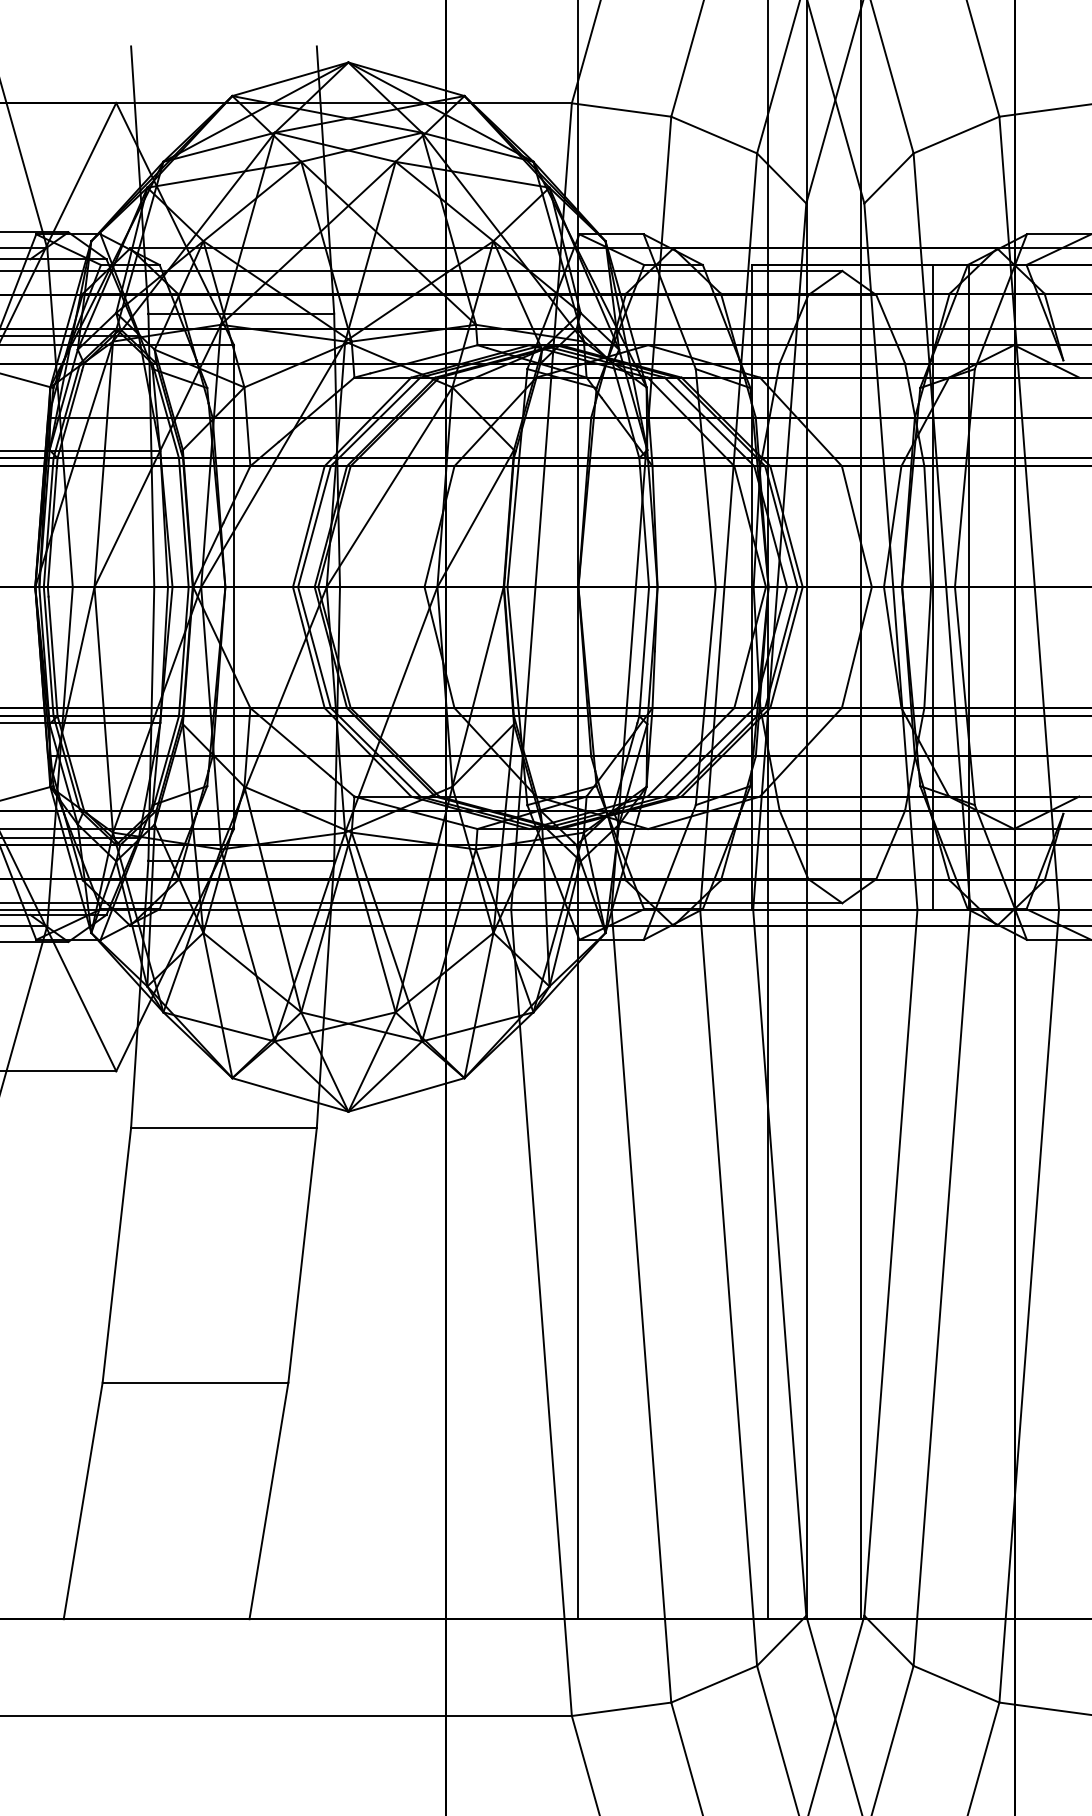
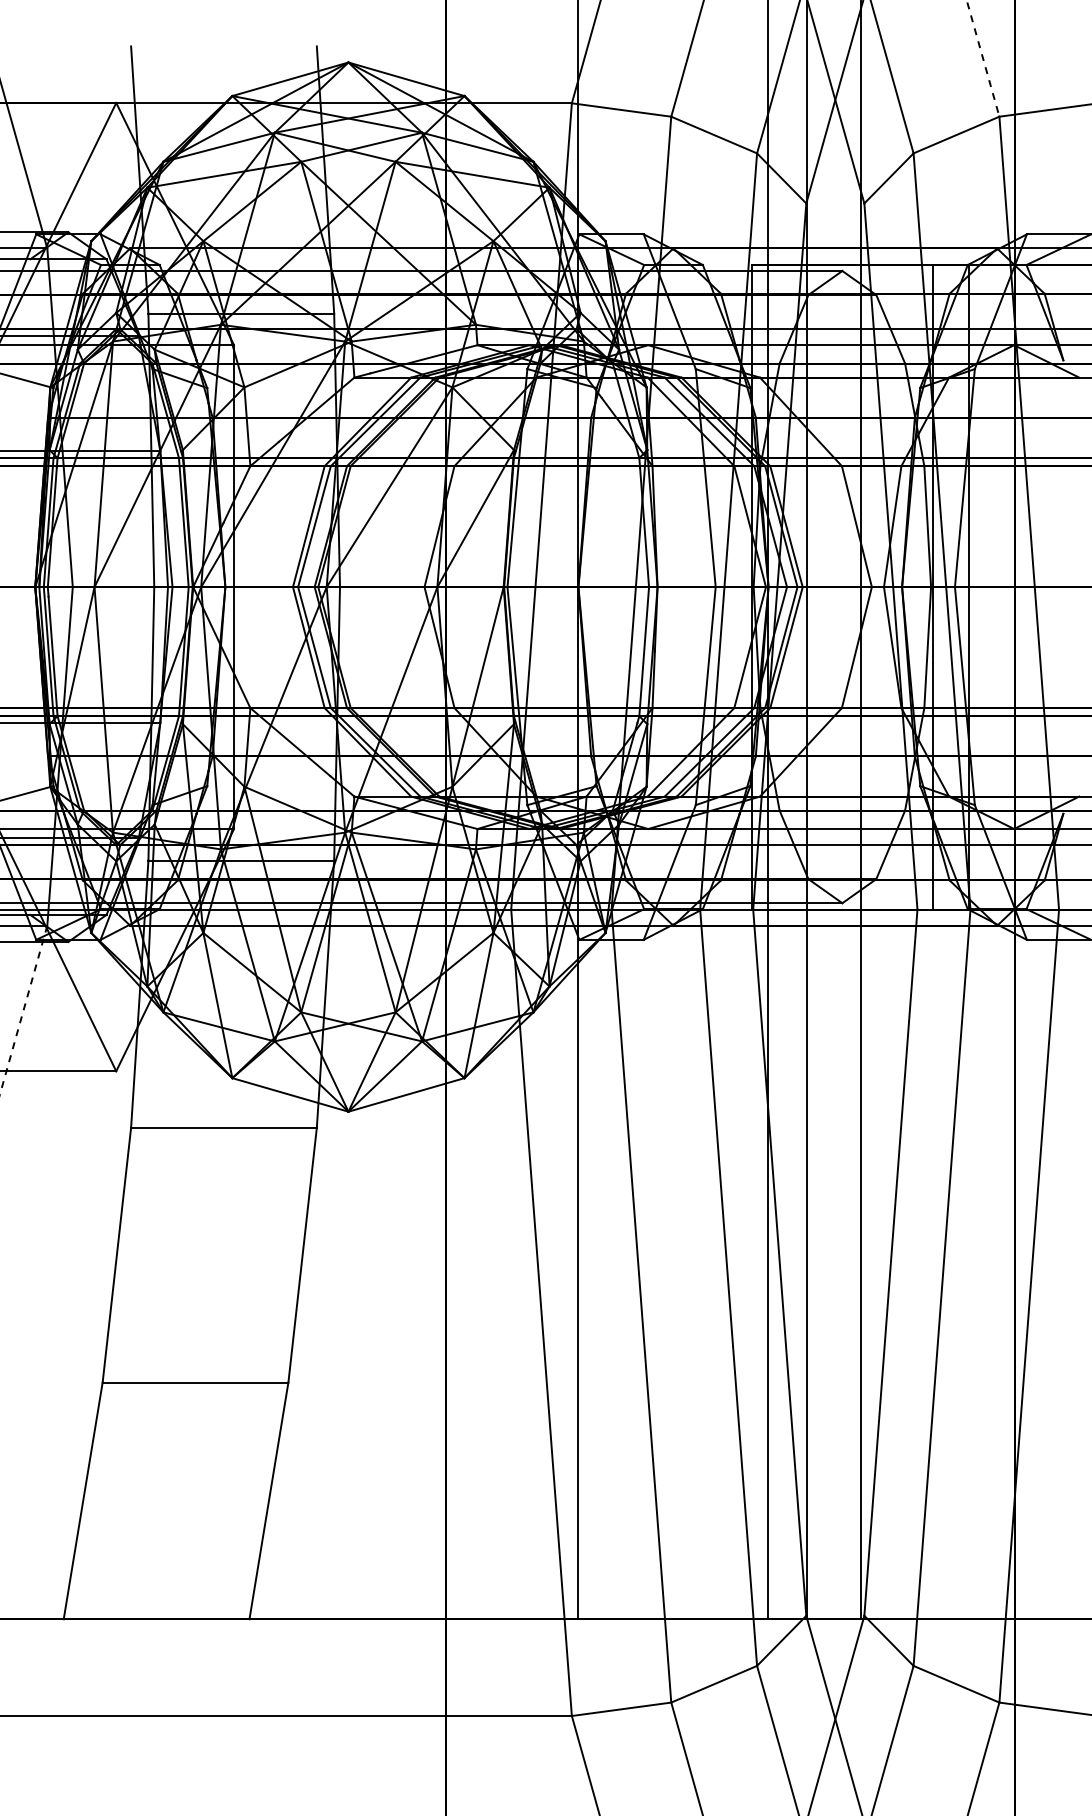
line: solid -> dashed (983, 58)
line: solid -> dashed (23, 1010)
